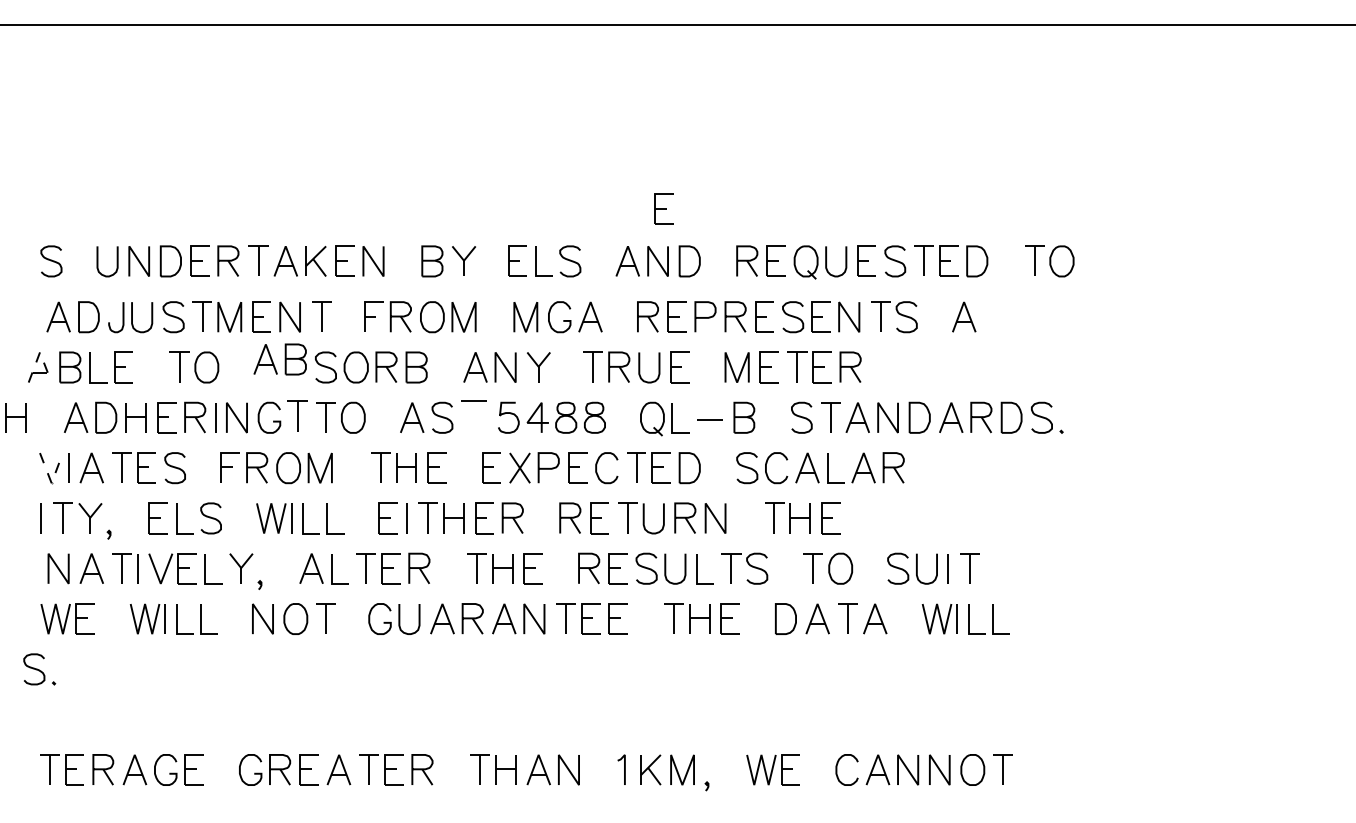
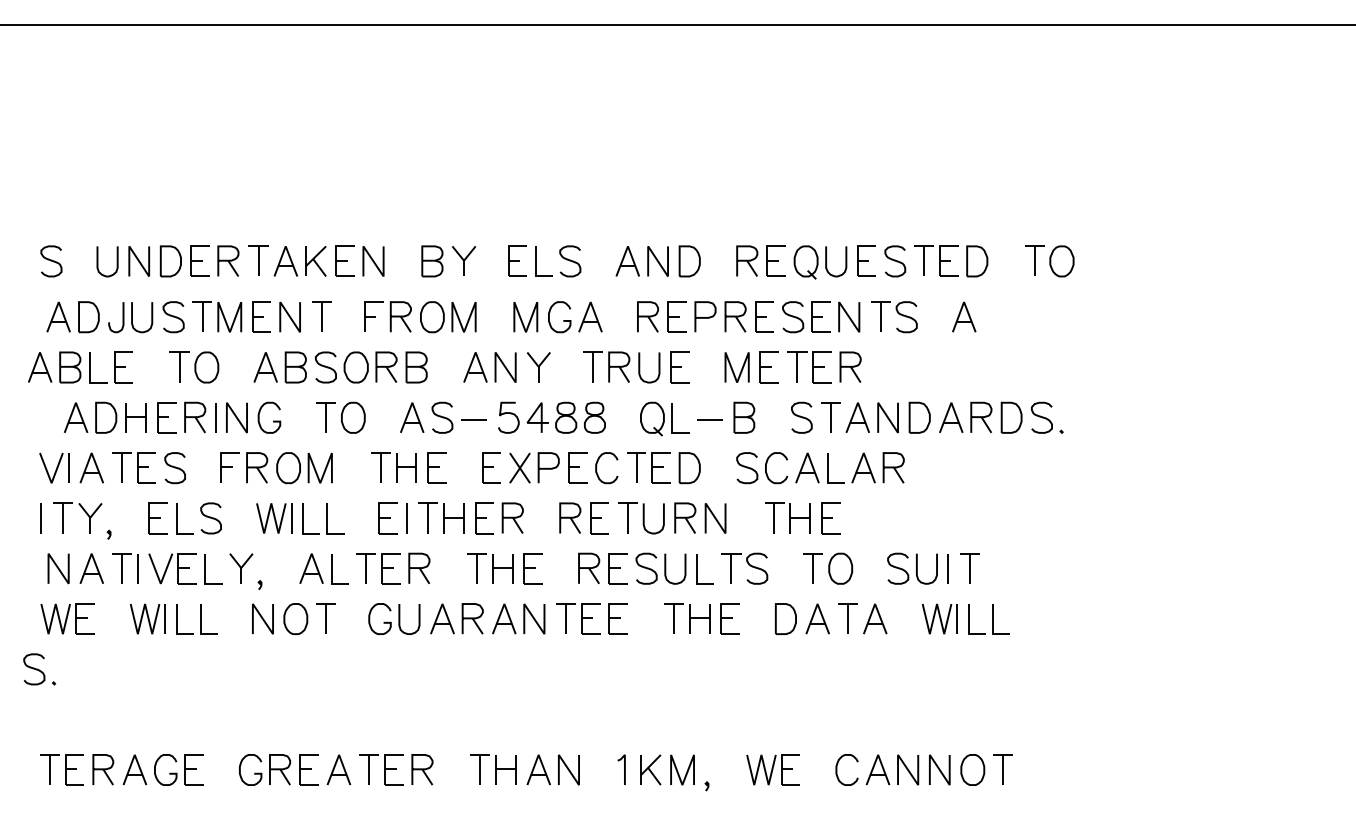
part: present -> none (663, 208)
line: dashed -> solid (39, 352)
part position: (279, 359) -> (279, 367) (279, 367)
line position: (473, 400) -> (473, 419) (473, 419)
part: present -> none (297, 415)
part: present -> none (15, 417)
line: dashed -> solid (51, 483)
